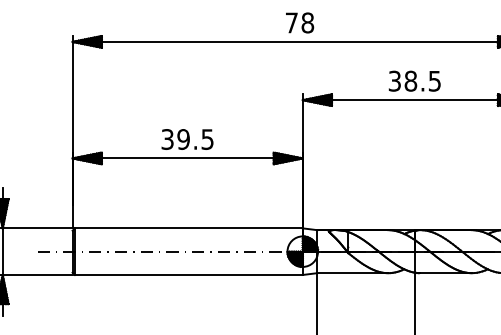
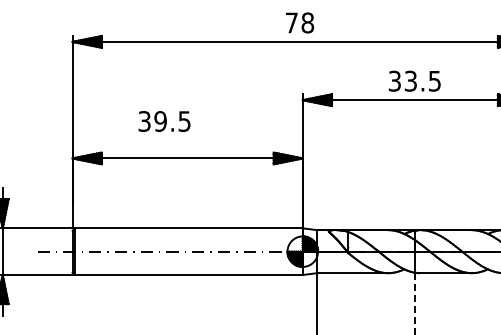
text: 38.5 -> 33.5 (410, 80)
text position: (187, 139) -> (164, 121) (164, 121)
line: solid -> dashed (415, 304)
